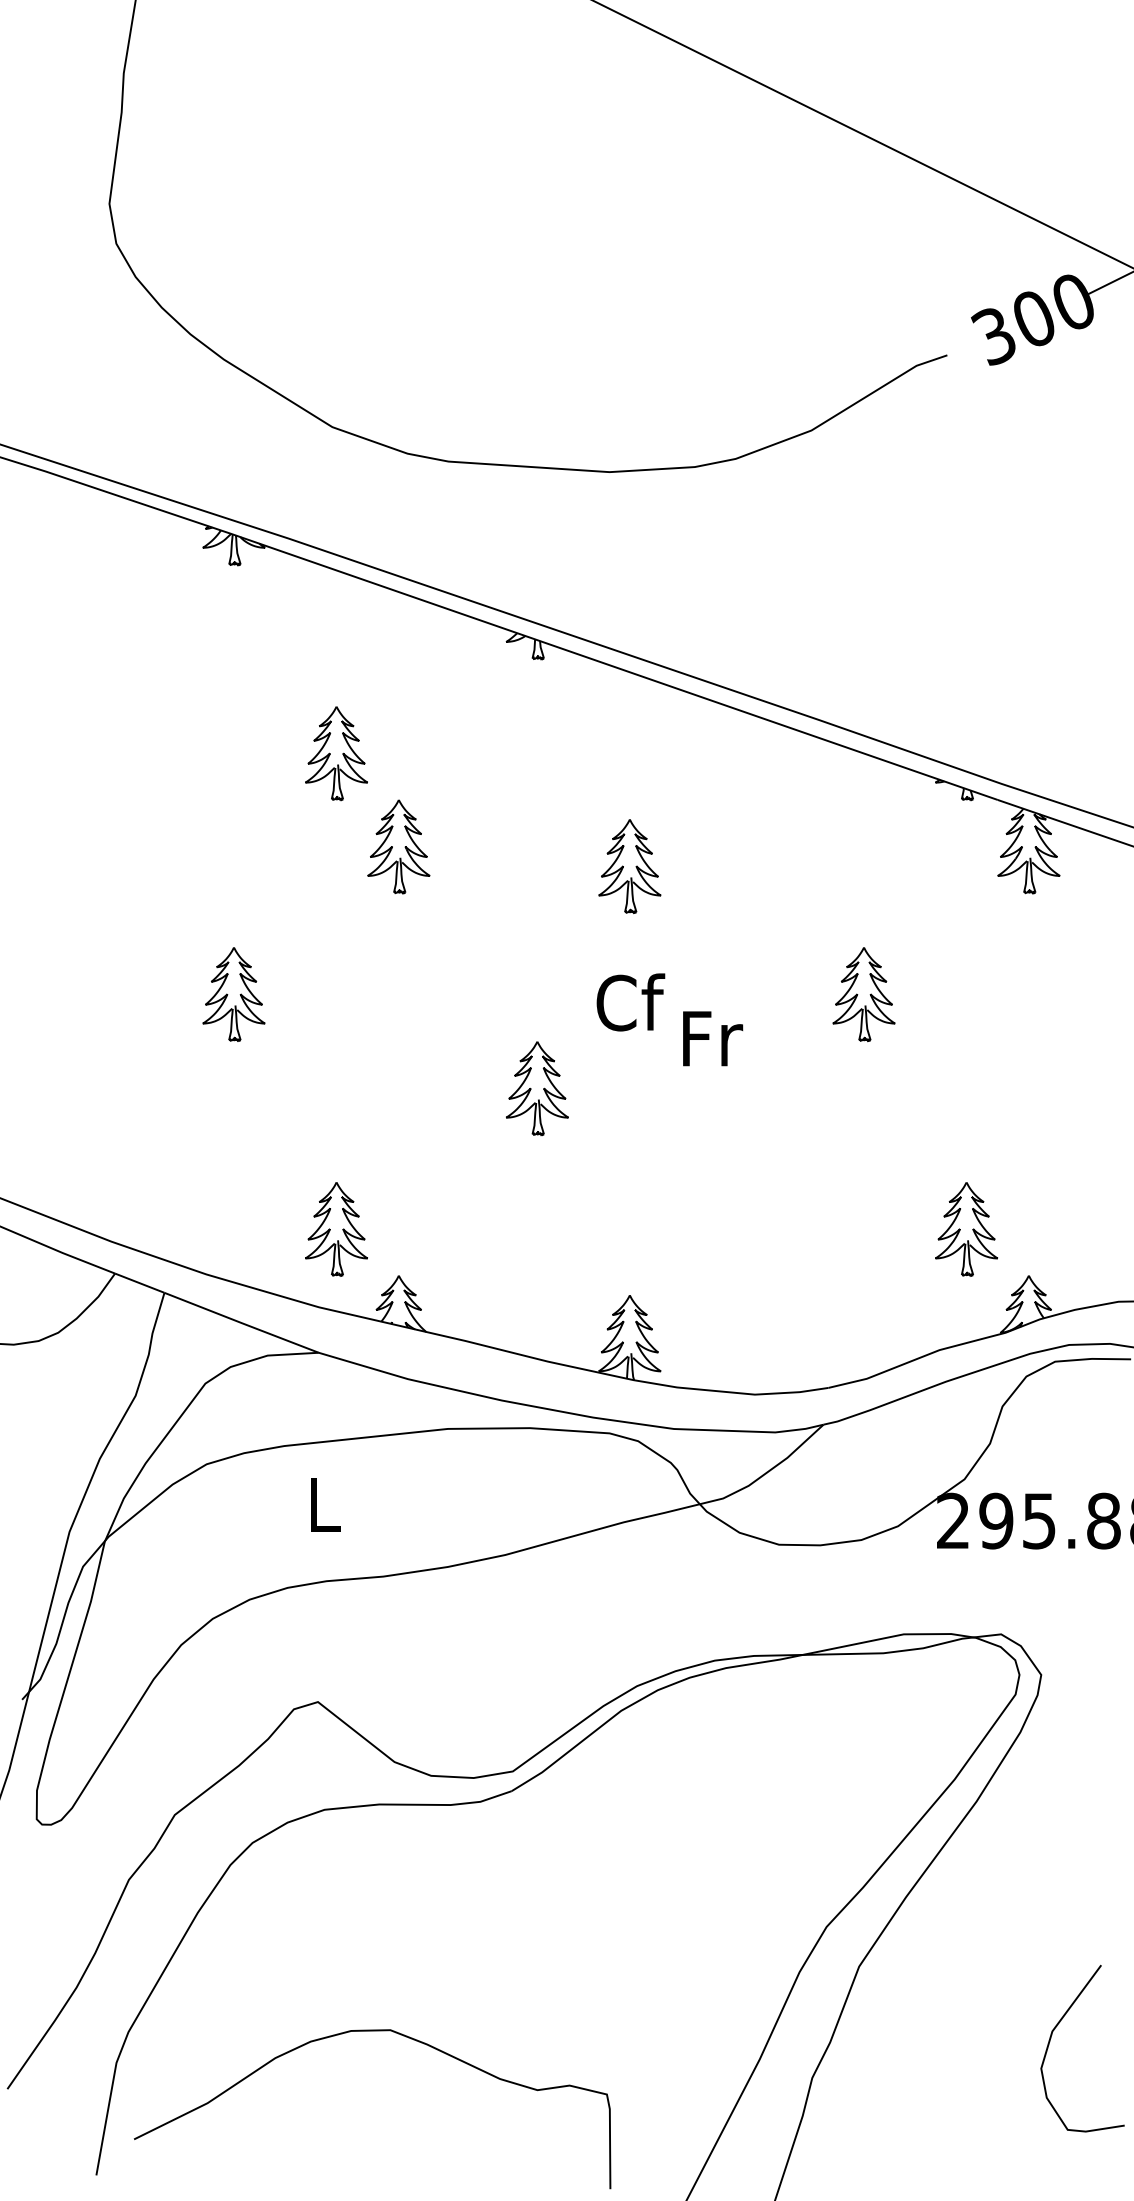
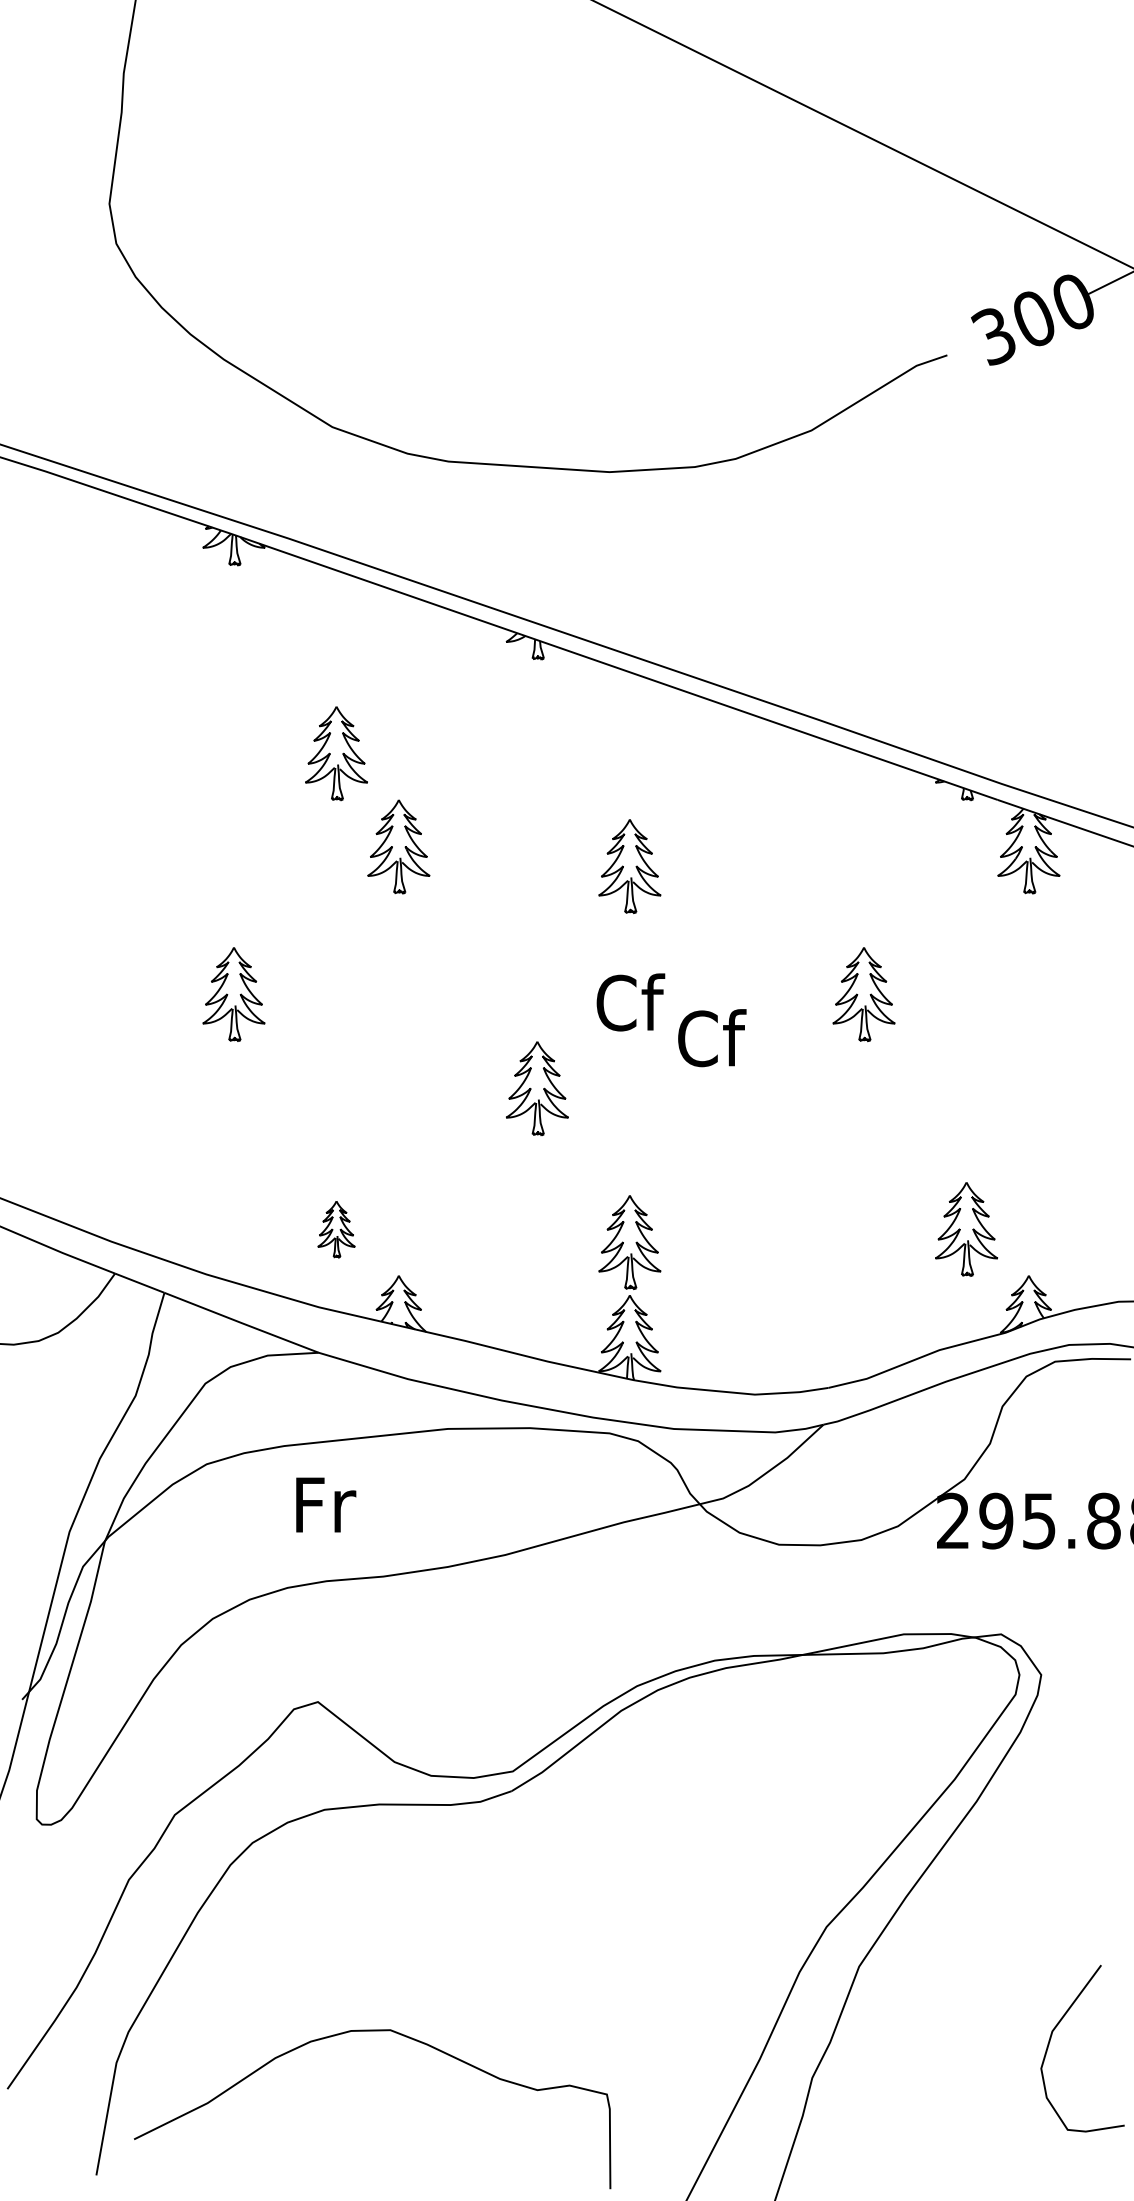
text: Fr -> Cf (712, 1038)
part size: 63x95 px -> 39x58 px (336, 1229)
part: none -> present (629, 1242)
text: L -> Fr (326, 1504)
